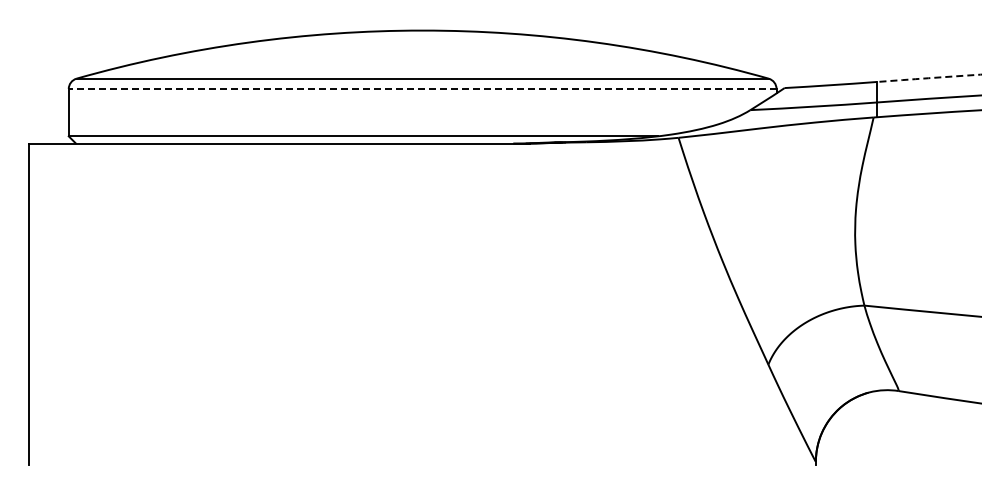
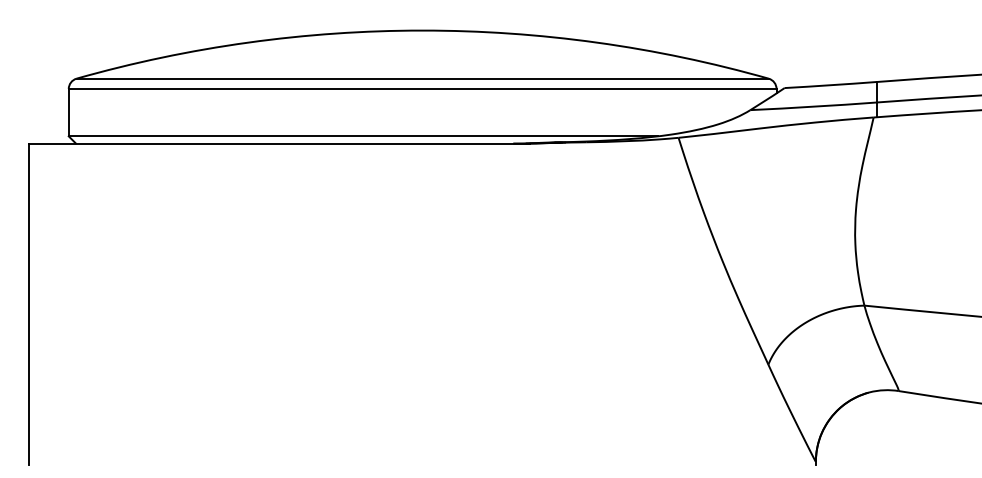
arc: dashed -> solid (928, 78)
line: dashed -> solid (422, 89)
